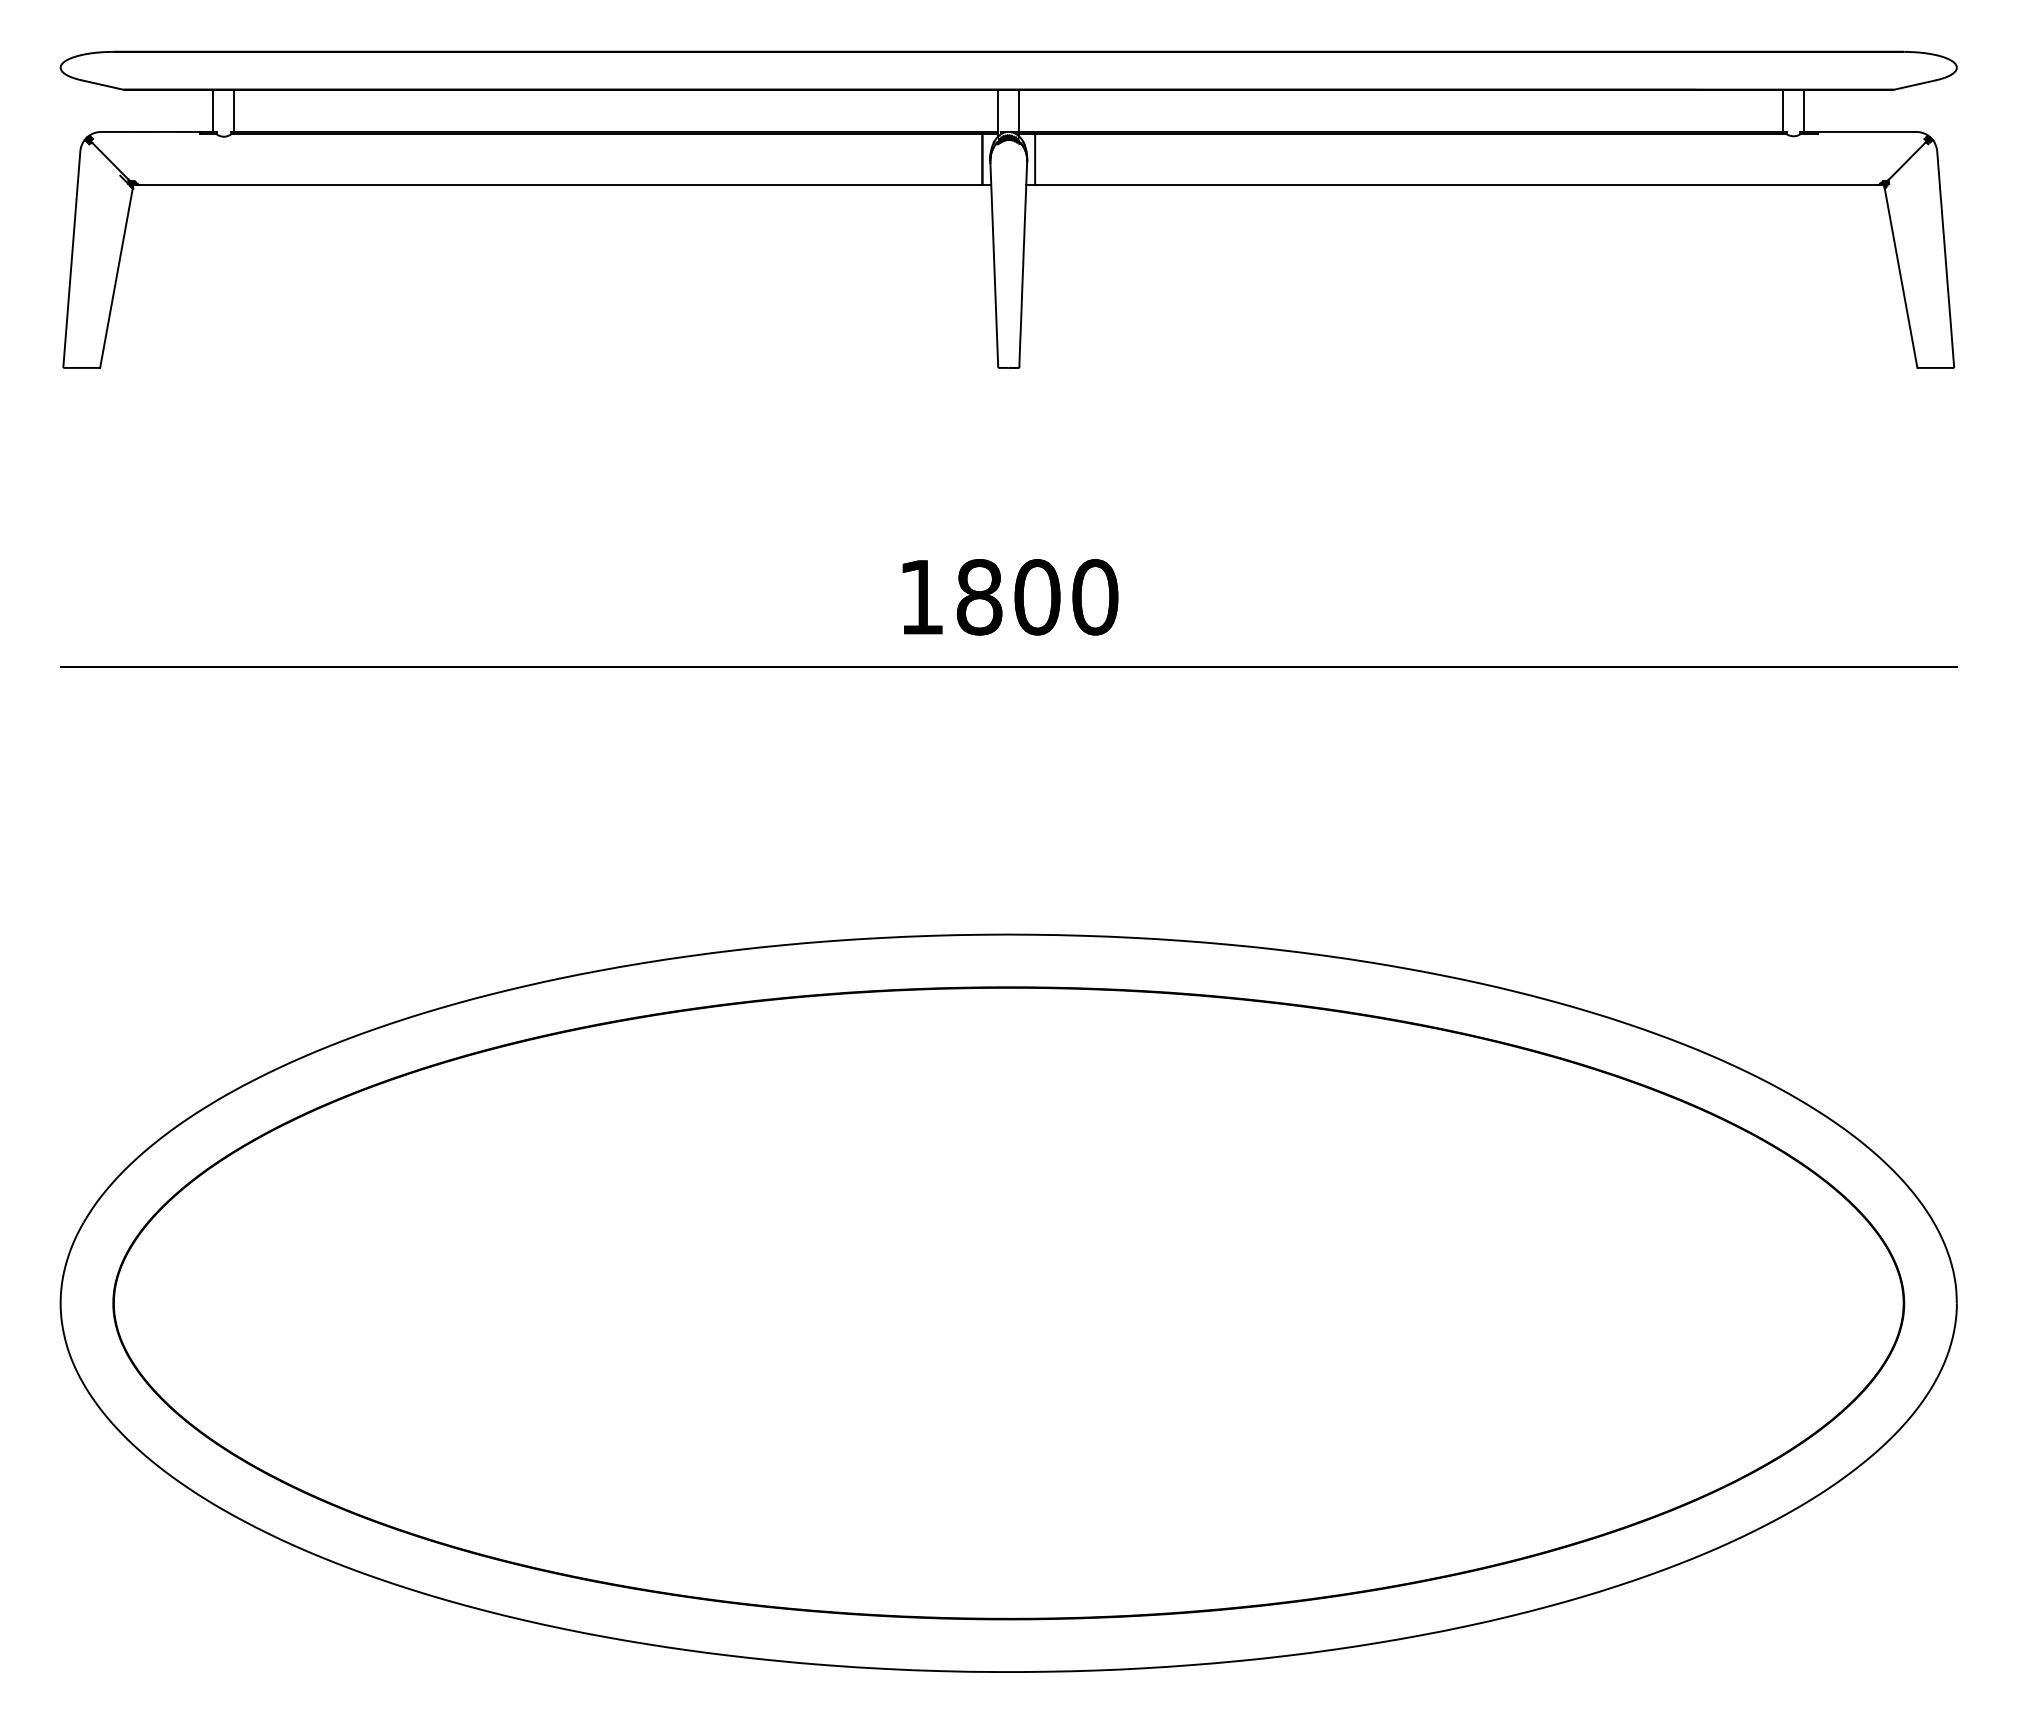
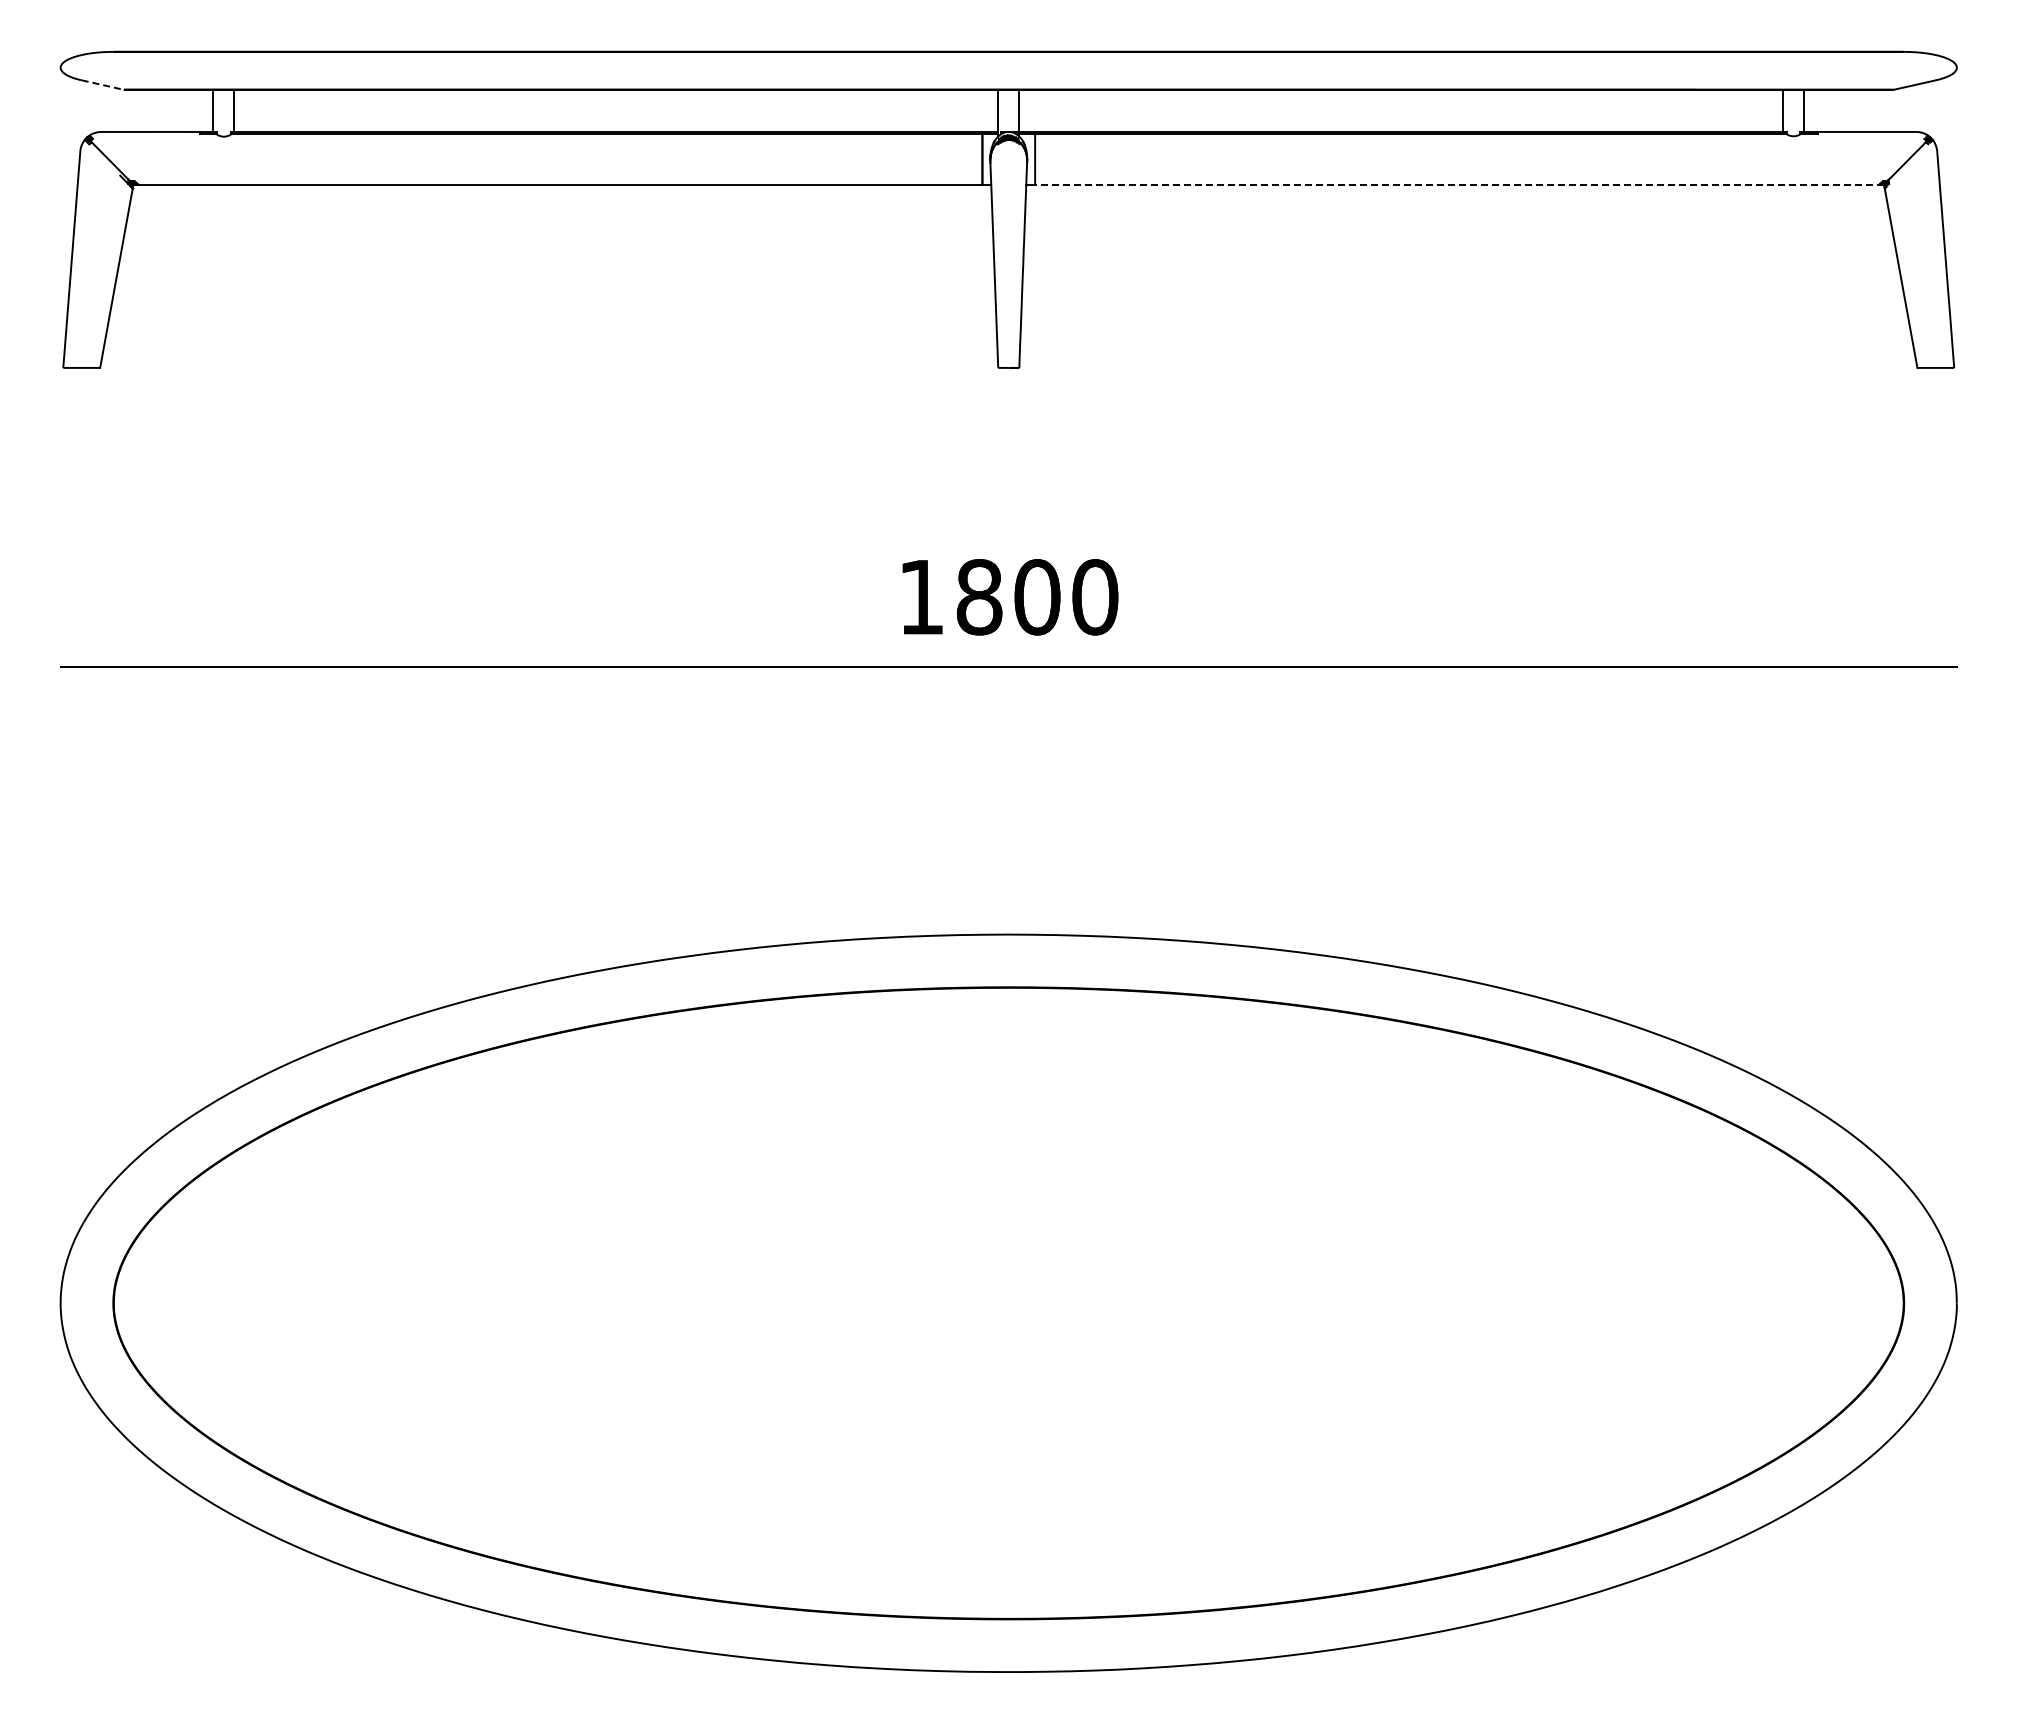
line: solid -> dashed (102, 85)
line: solid -> dashed (1459, 184)
